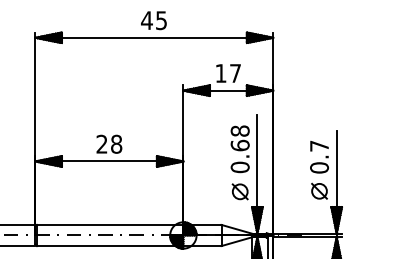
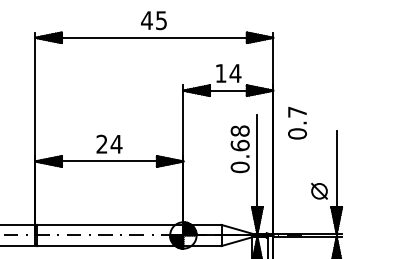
text: 17 -> 14 (235, 73)
text: 28 -> 24 (116, 143)
text position: (319, 157) -> (297, 123) (297, 123)
part: present -> none (239, 191)
